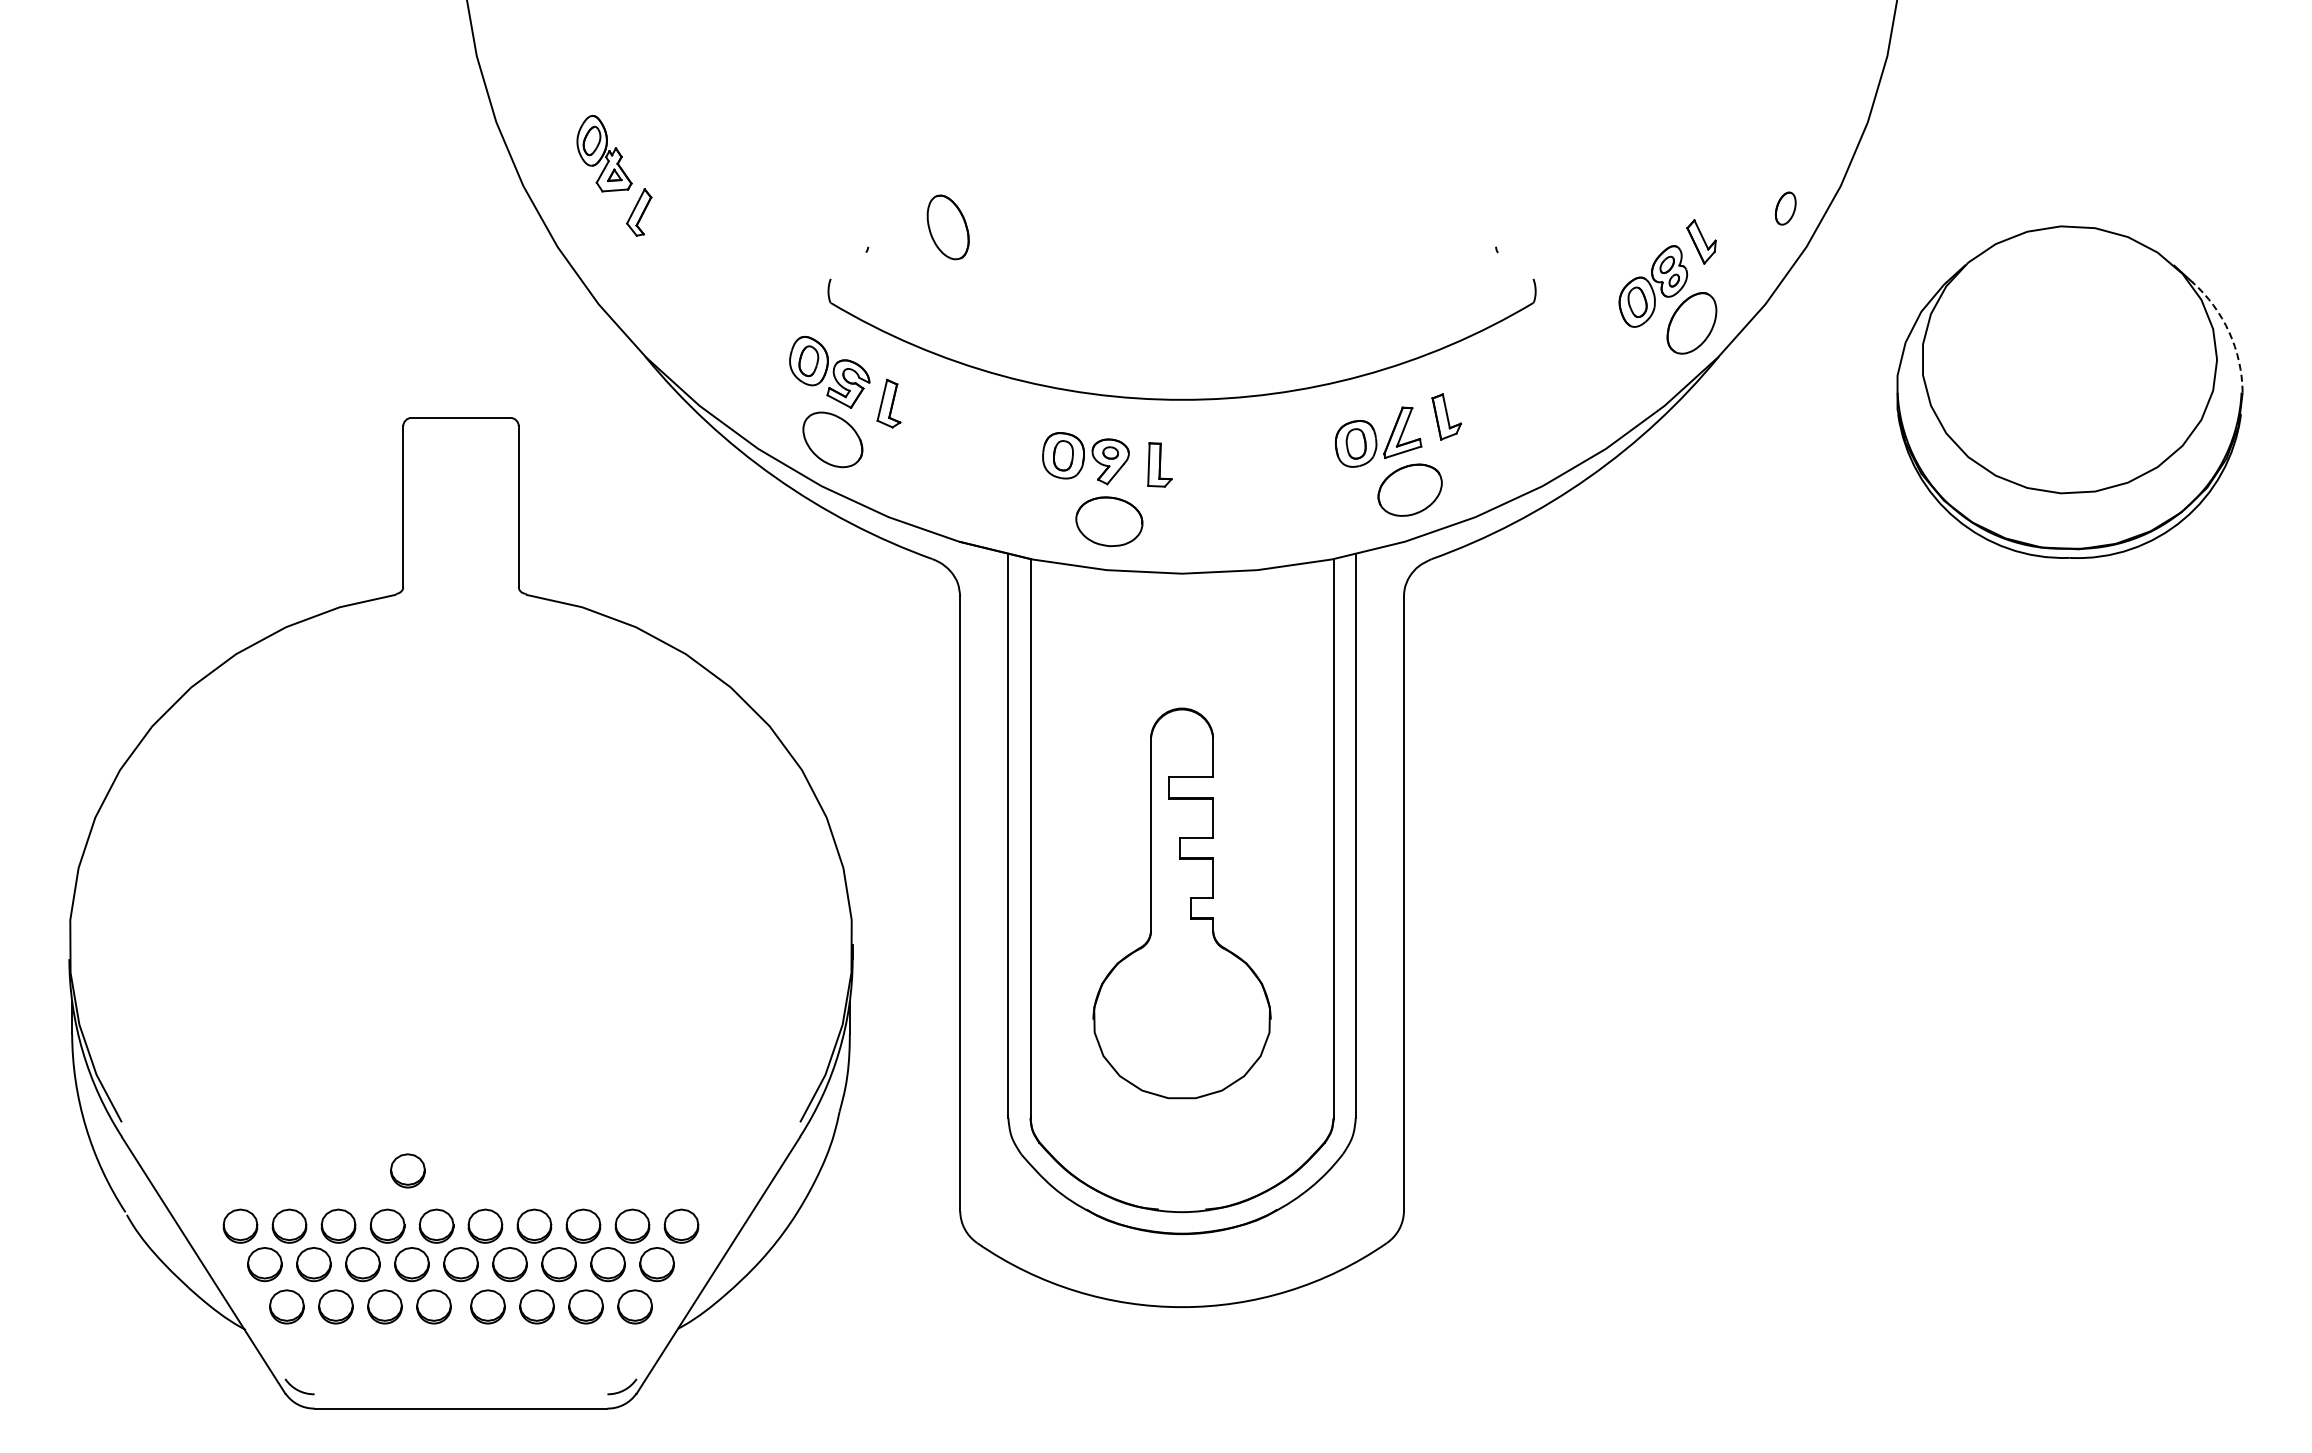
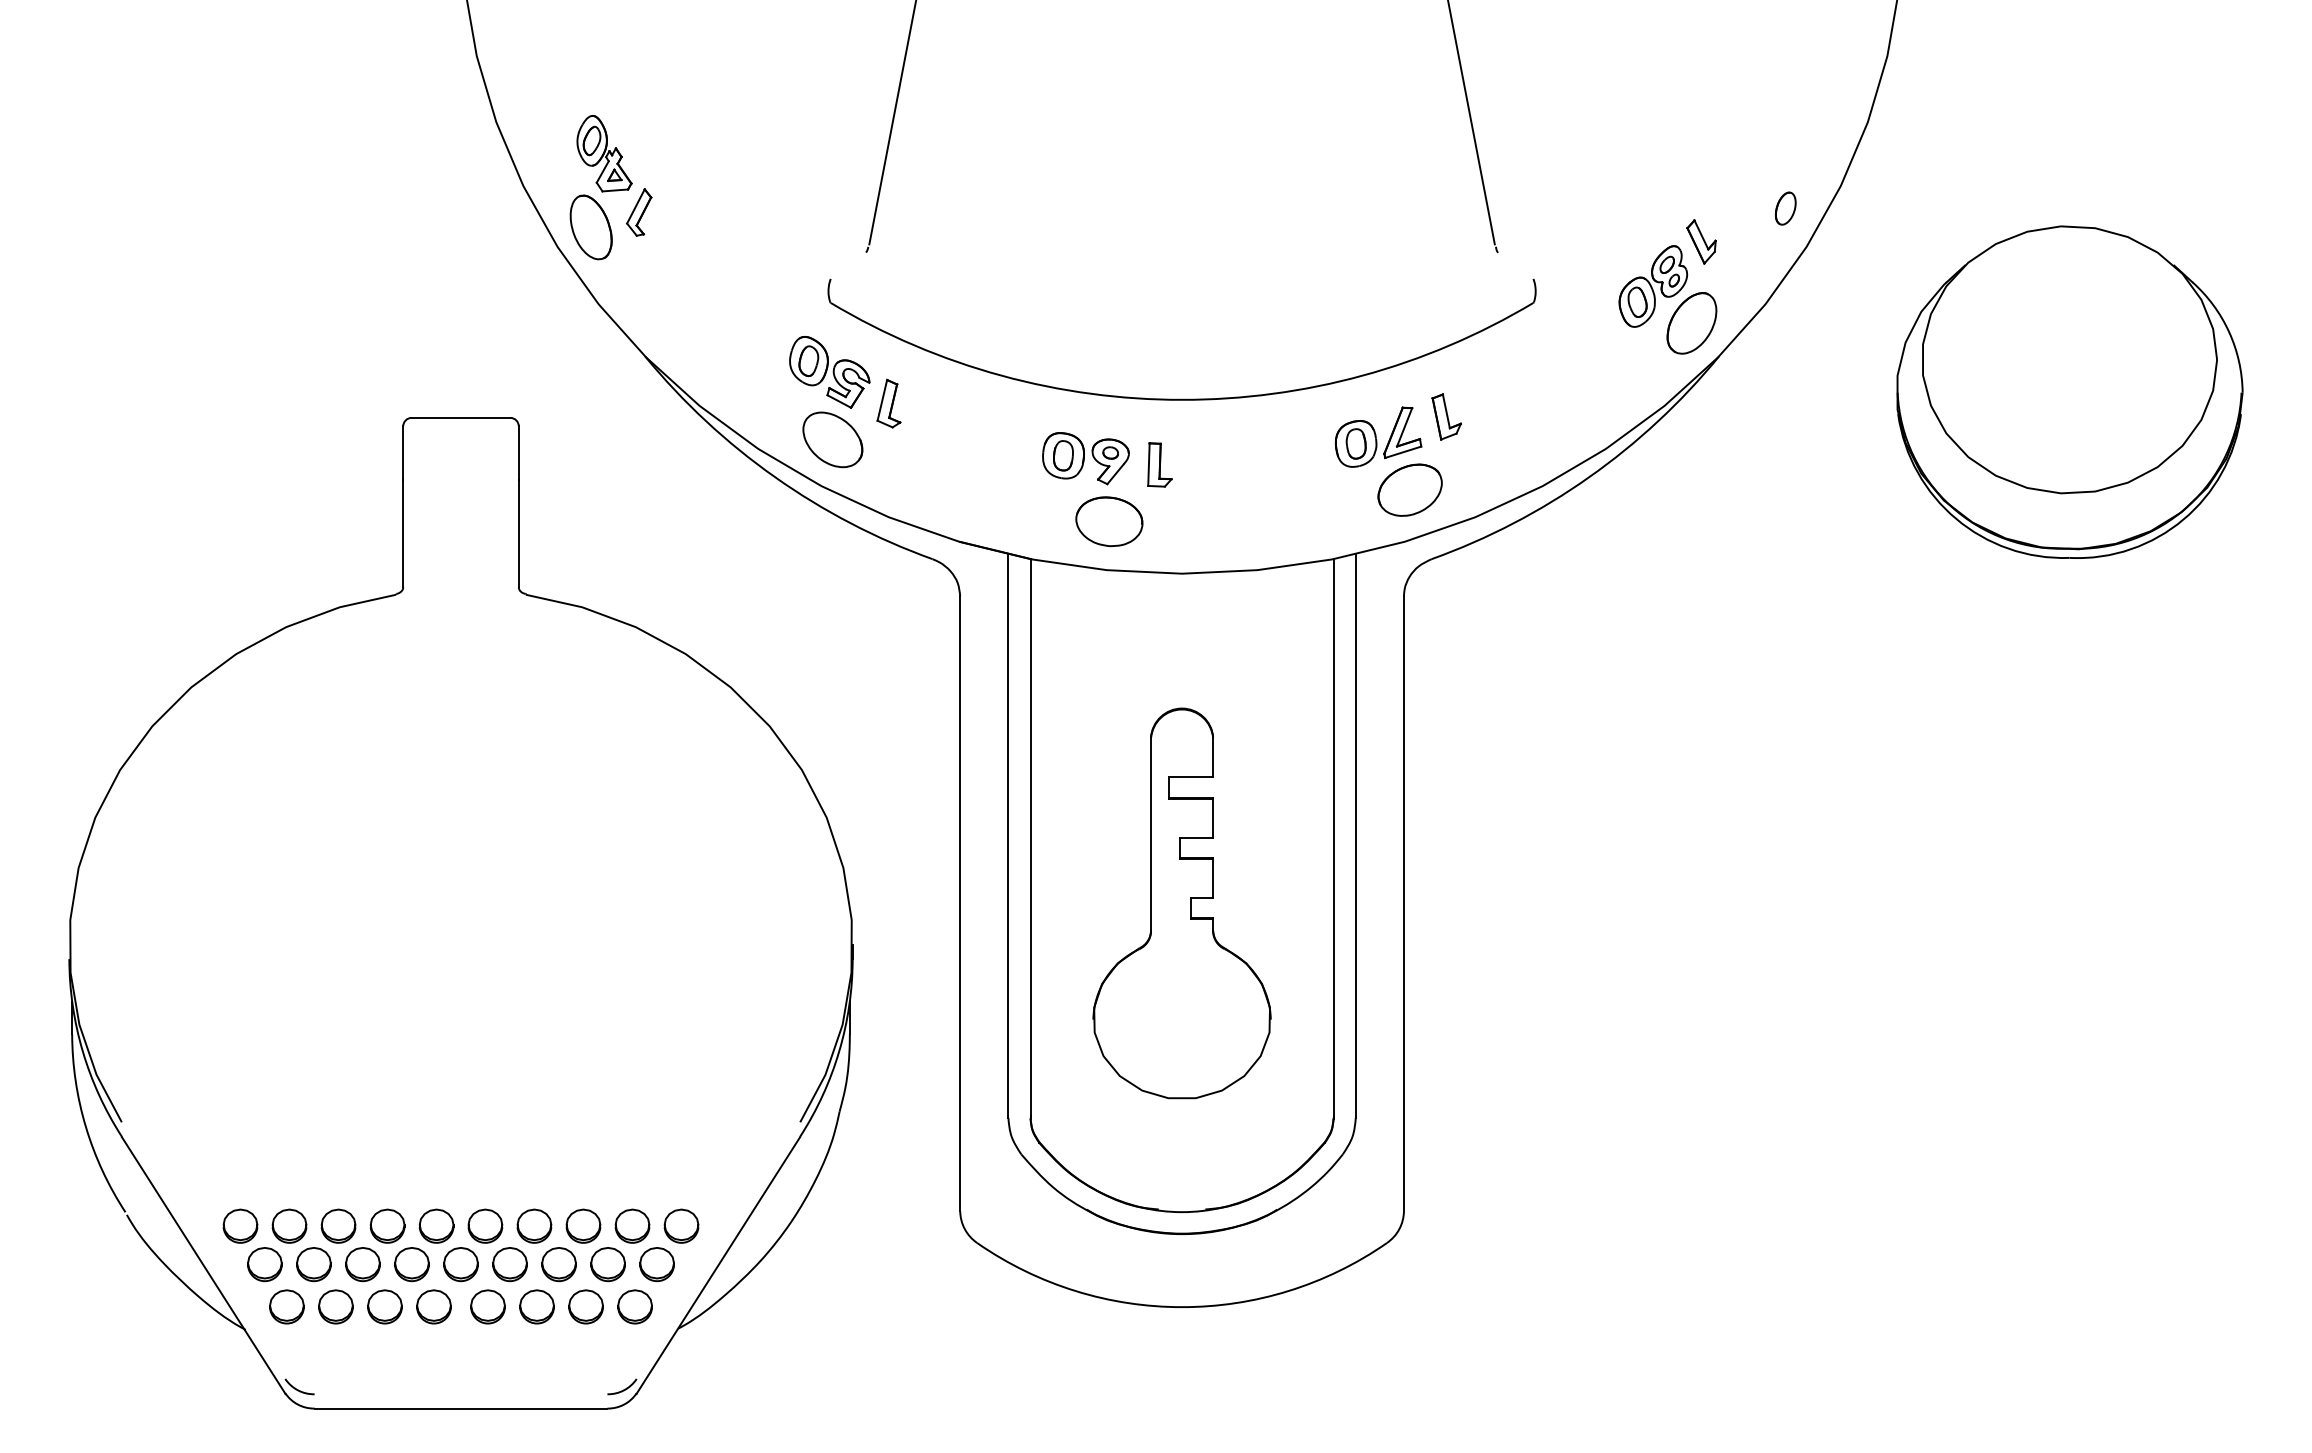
line: none -> present (892, 123)
line: none -> present (1471, 123)
part position: (947, 227) -> (590, 227) (590, 227)
arc: dashed -> solid (2229, 332)
part: present -> none (407, 1170)
